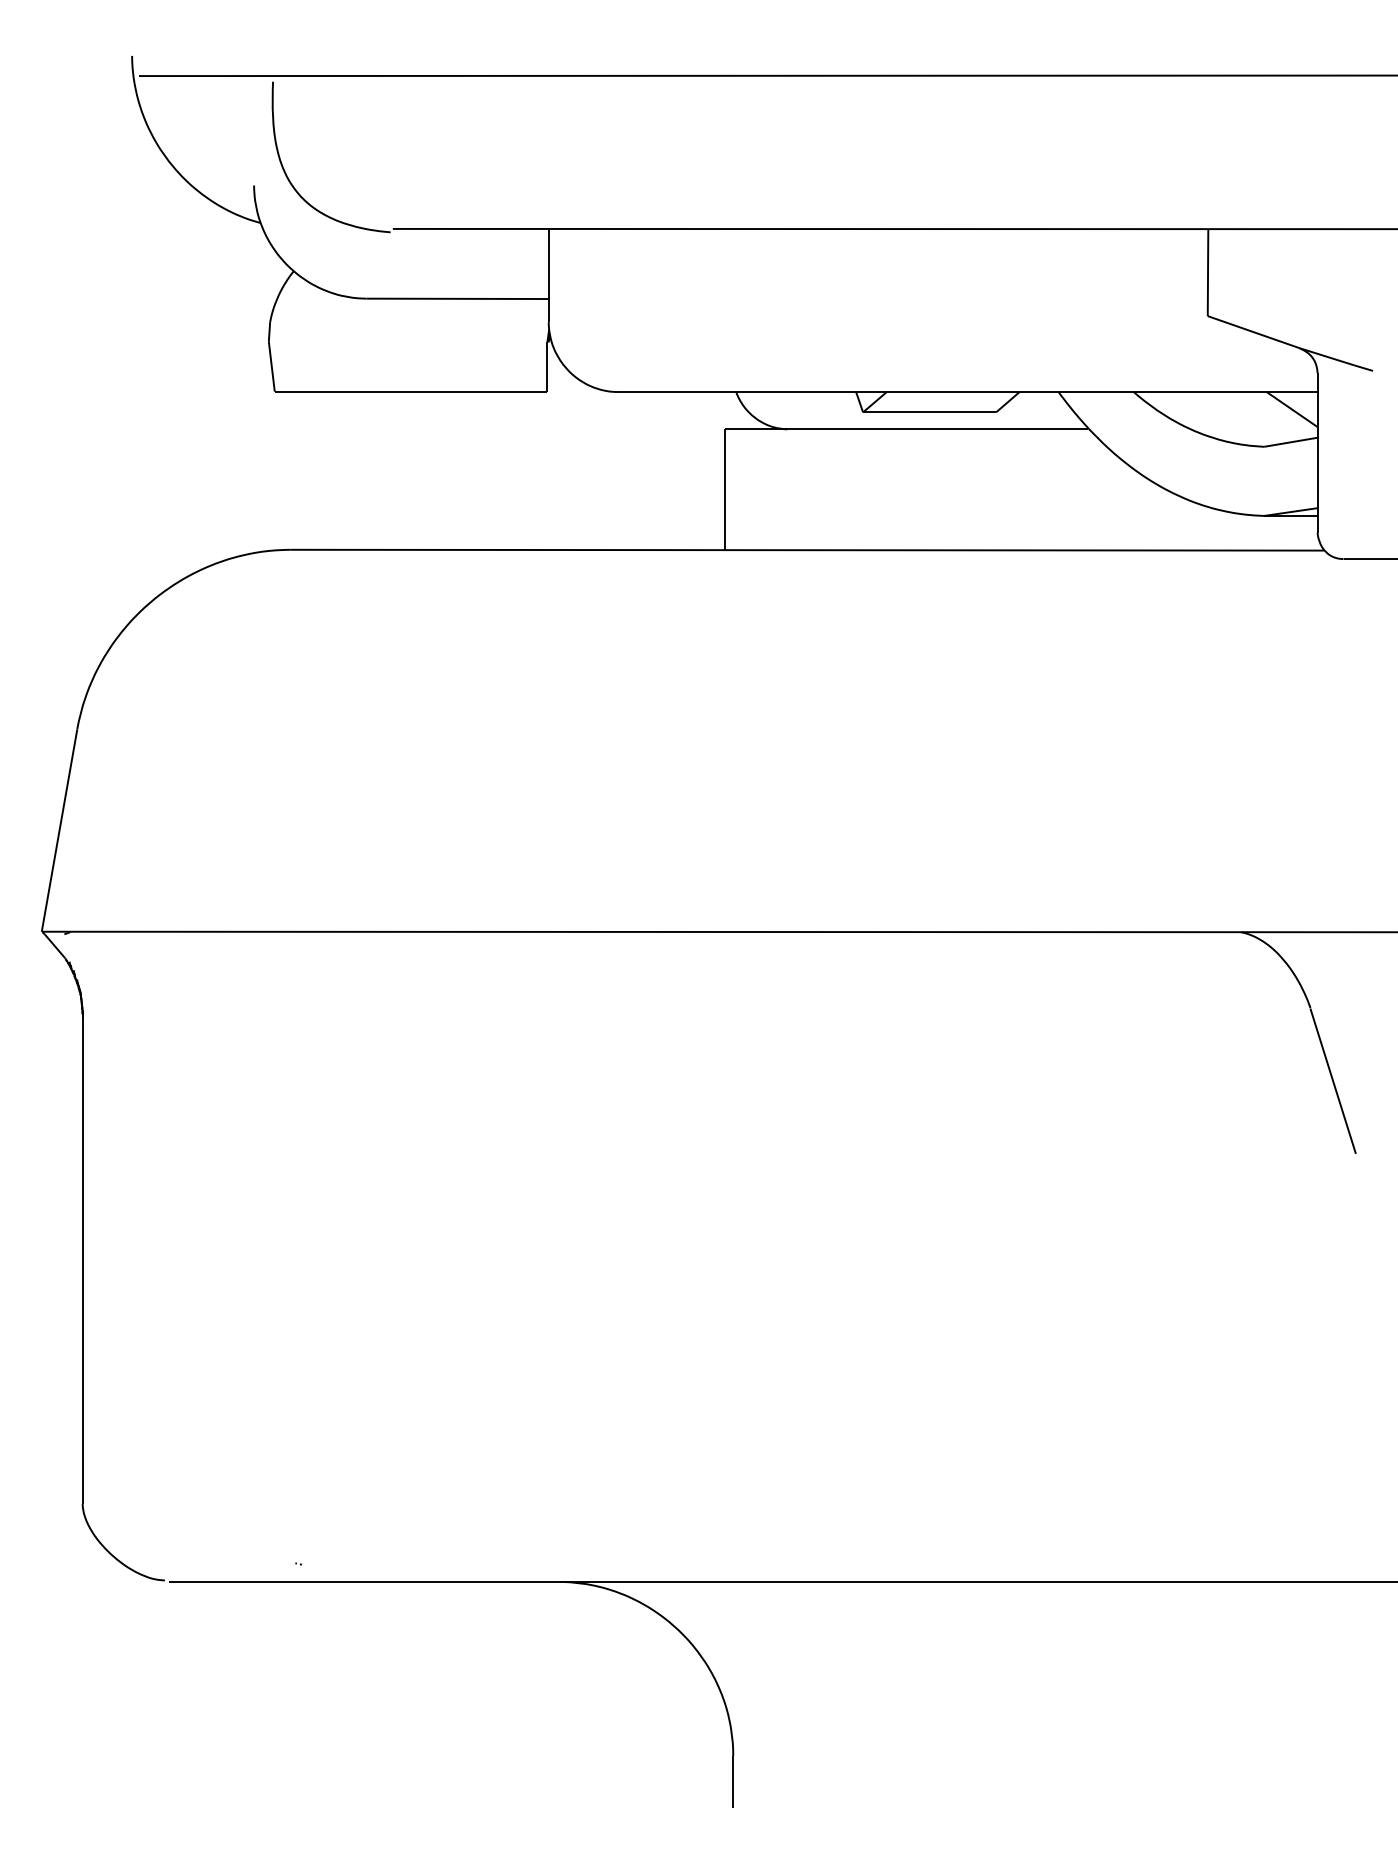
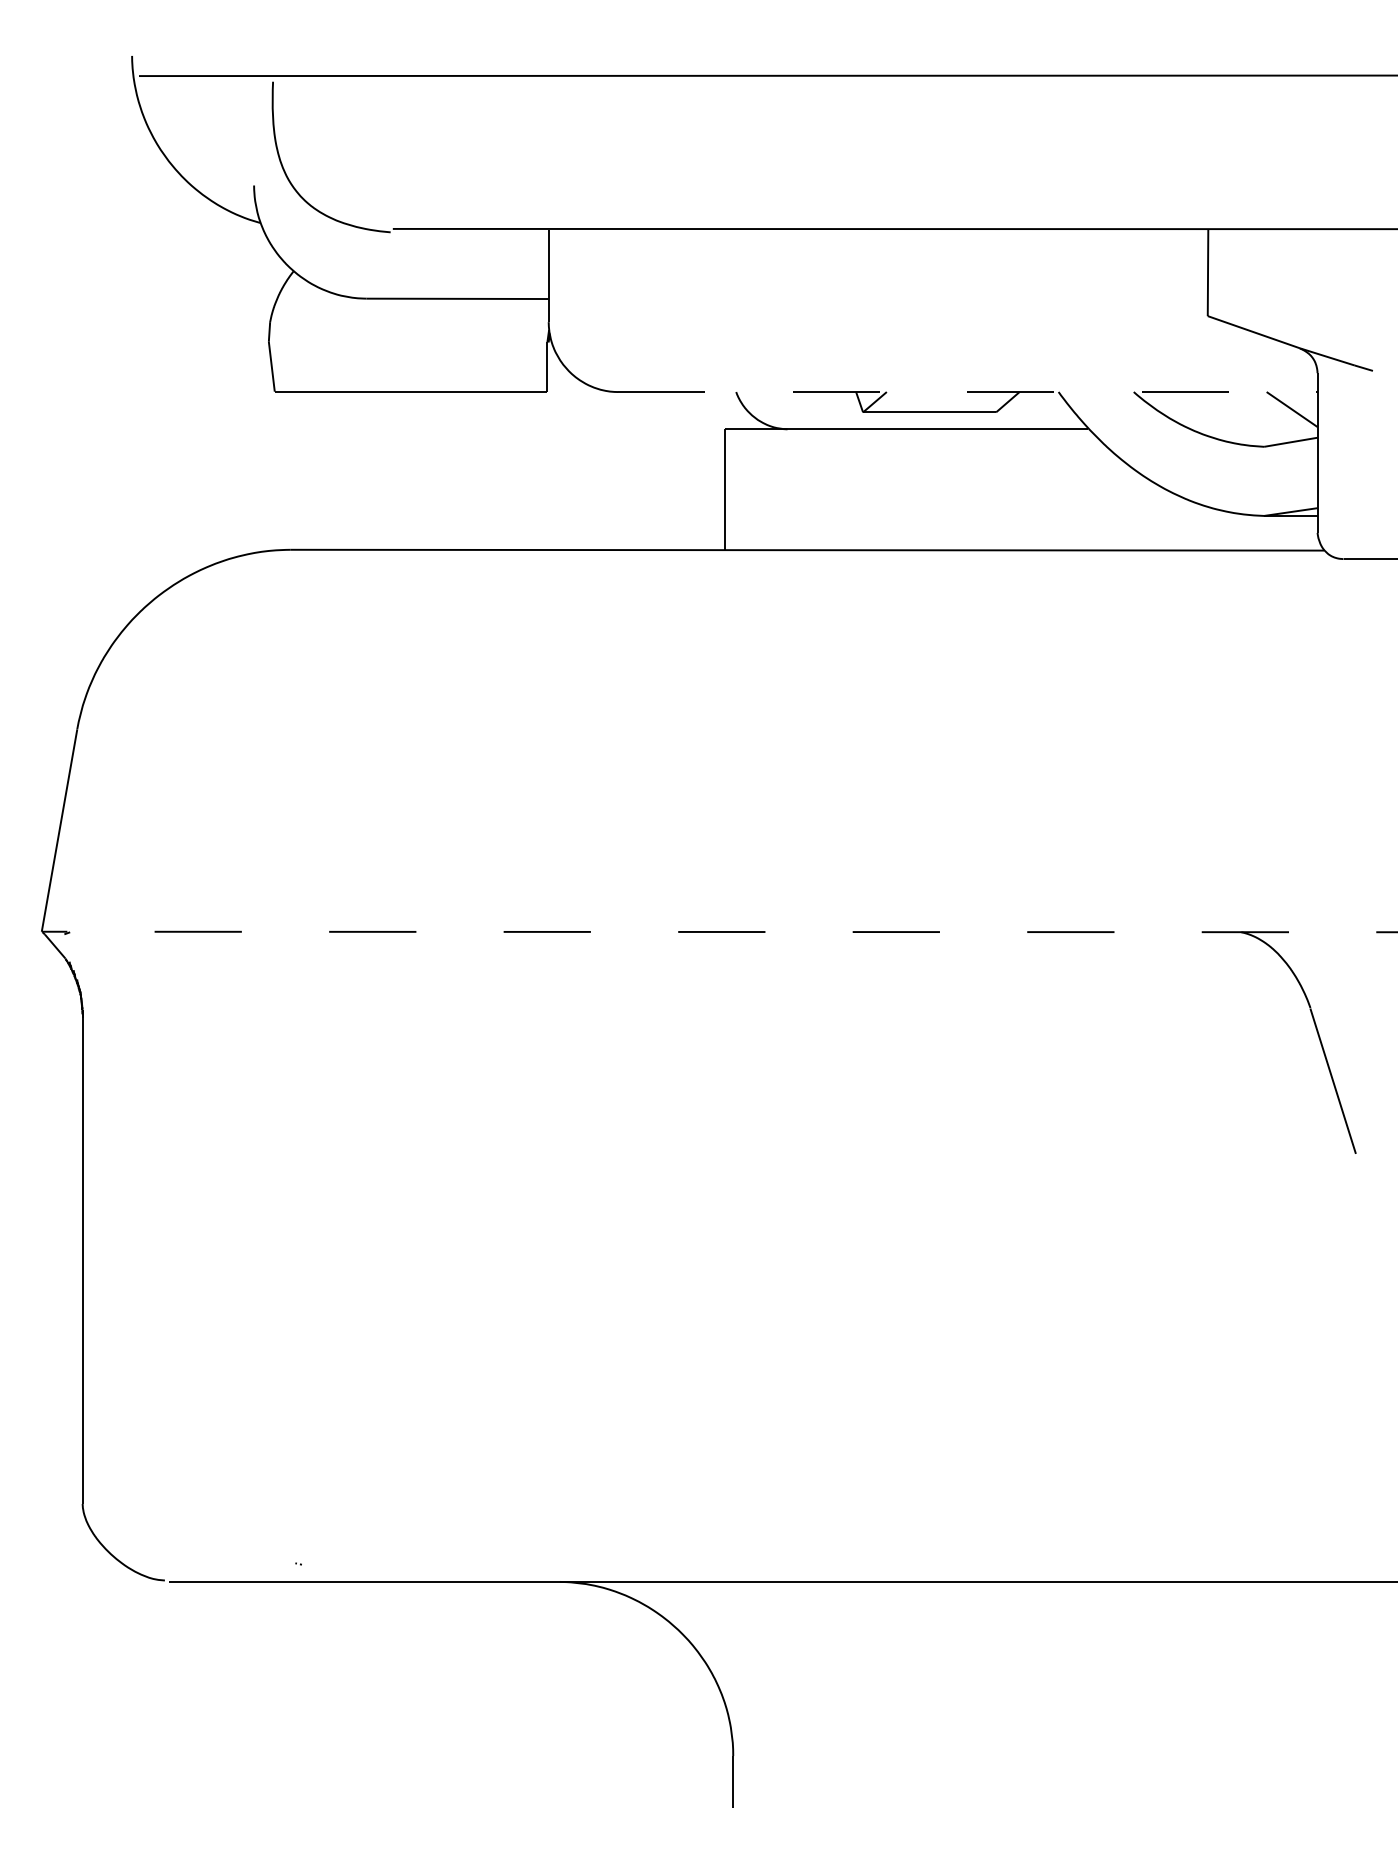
line: solid -> dashed (967, 392)
line: solid -> dashed (719, 931)
